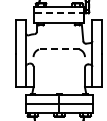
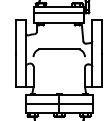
line: dashed -> solid (59, 13)
line: dashed -> solid (58, 49)
